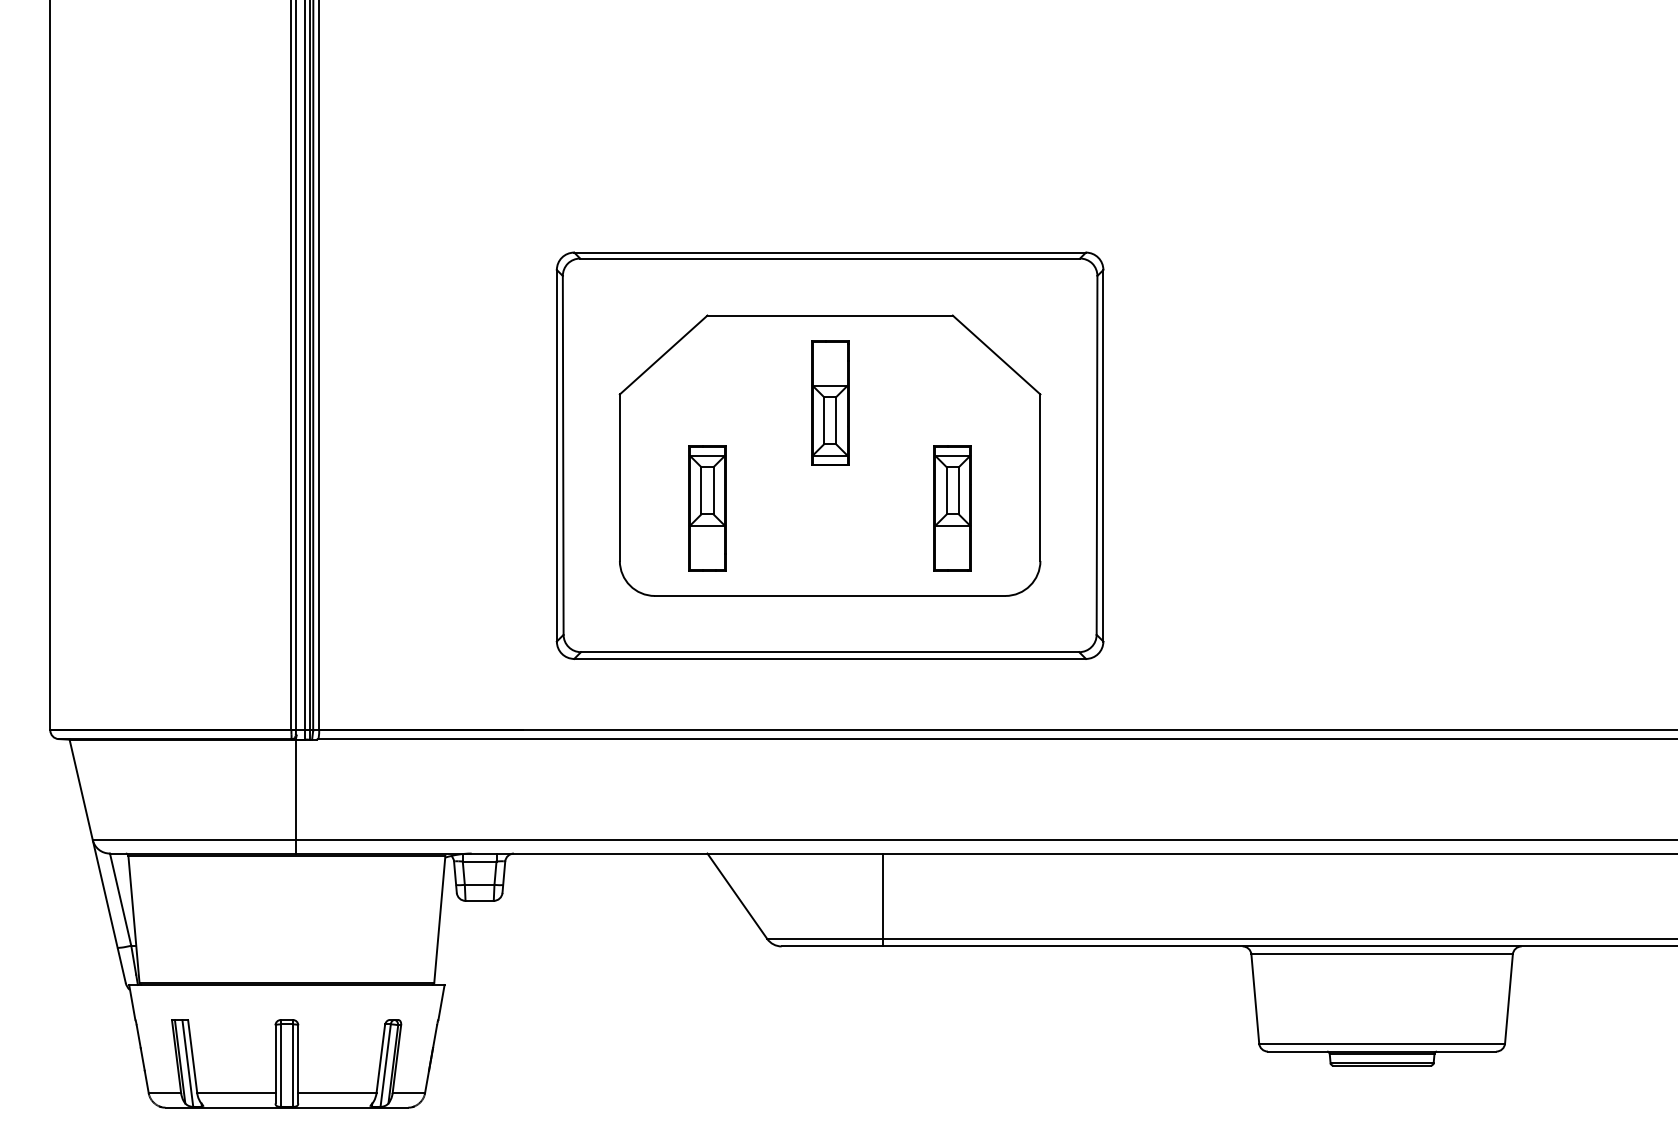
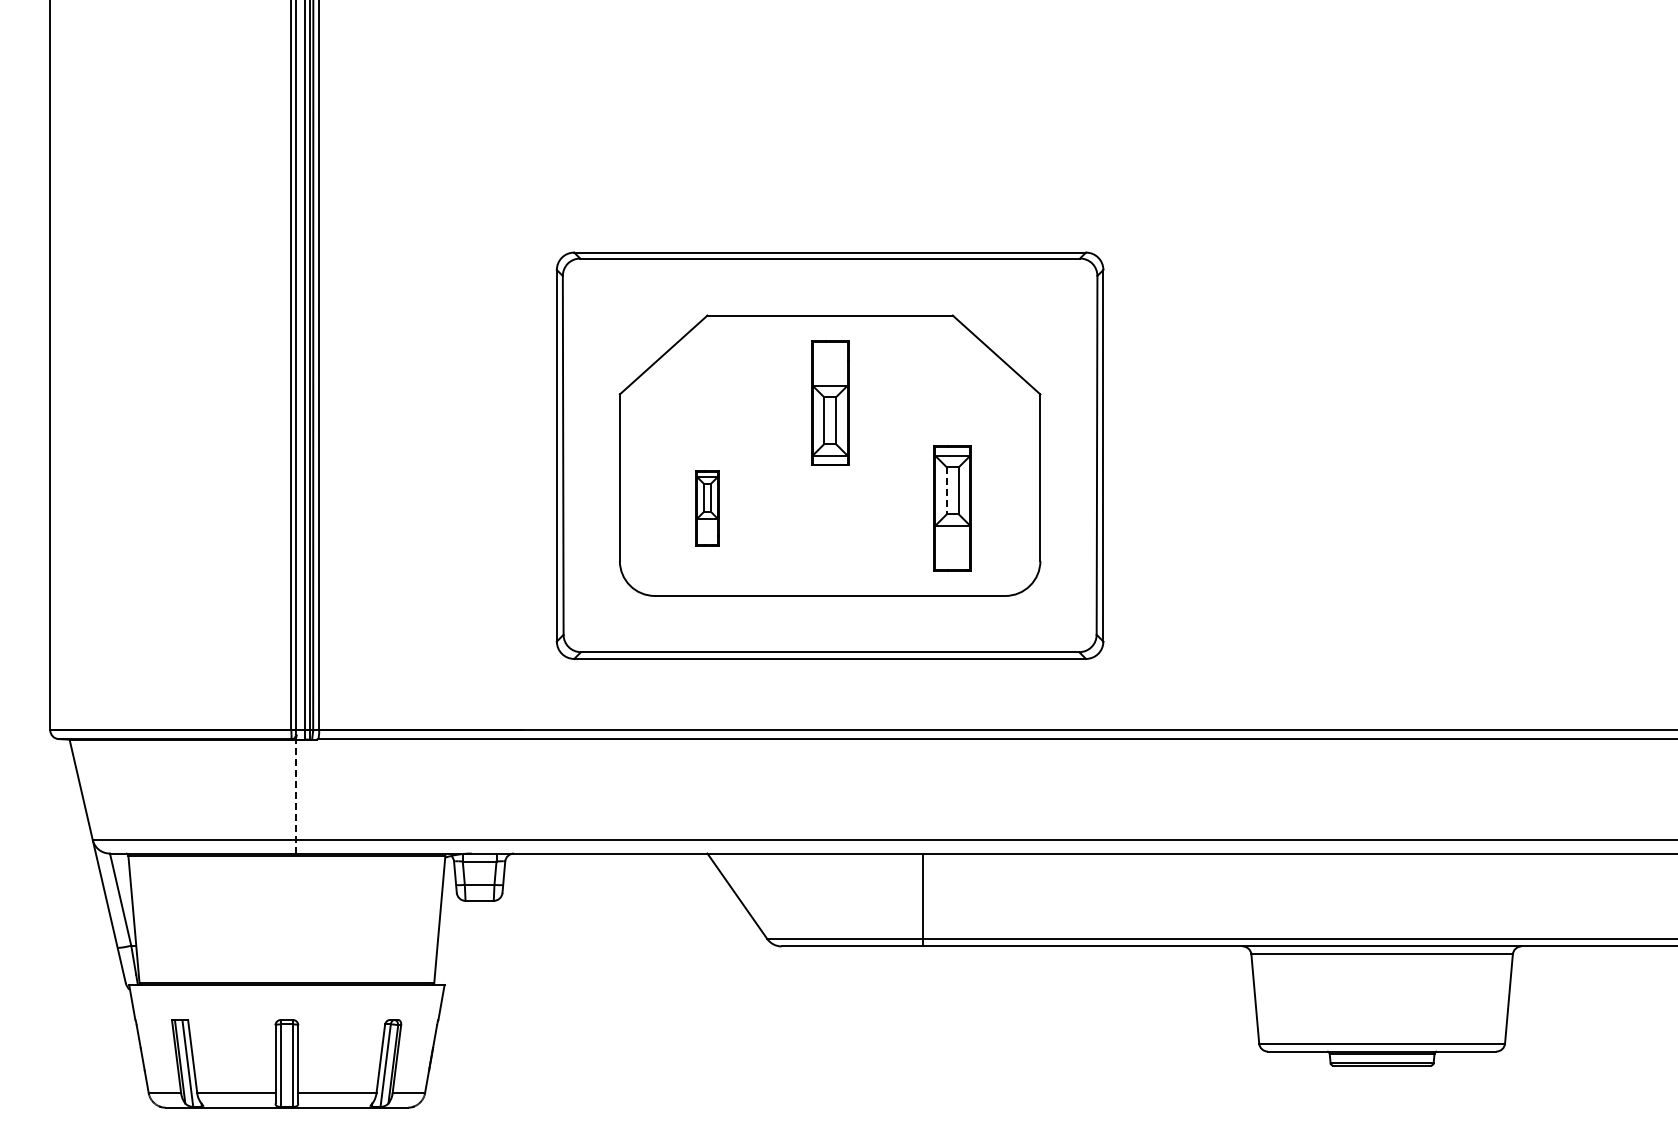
line: solid -> dashed (946, 490)
part size: 39x127 px -> 25x77 px (707, 508)
line: solid -> dashed (295, 796)
line position: (882, 899) -> (922, 899) (922, 899)
